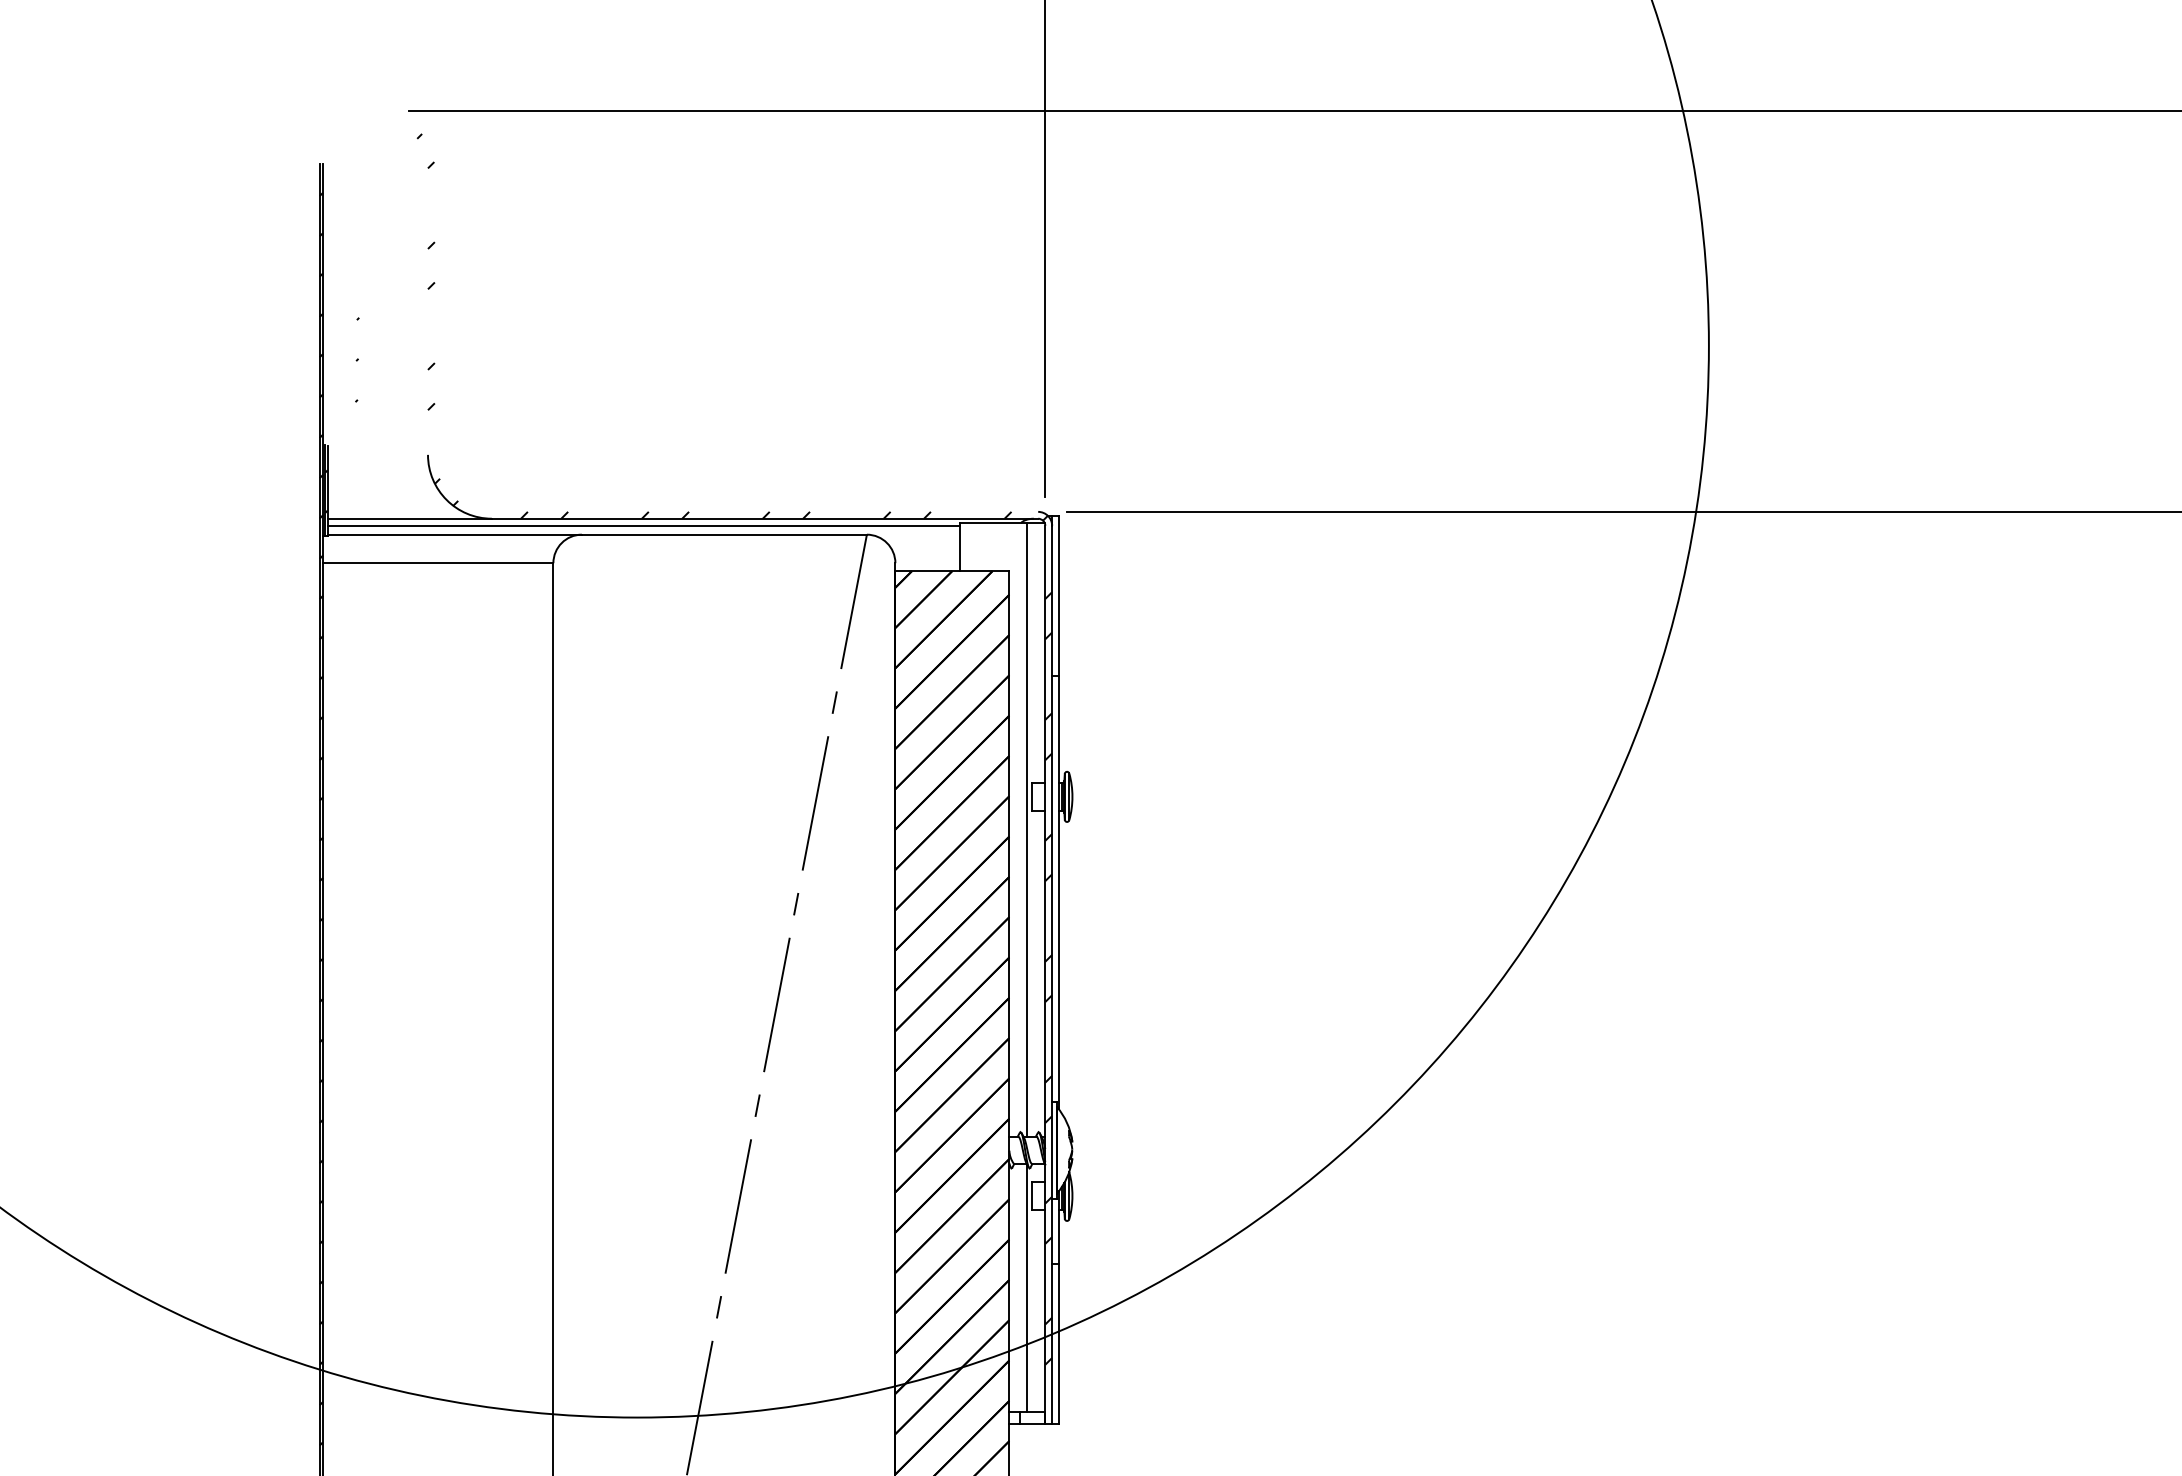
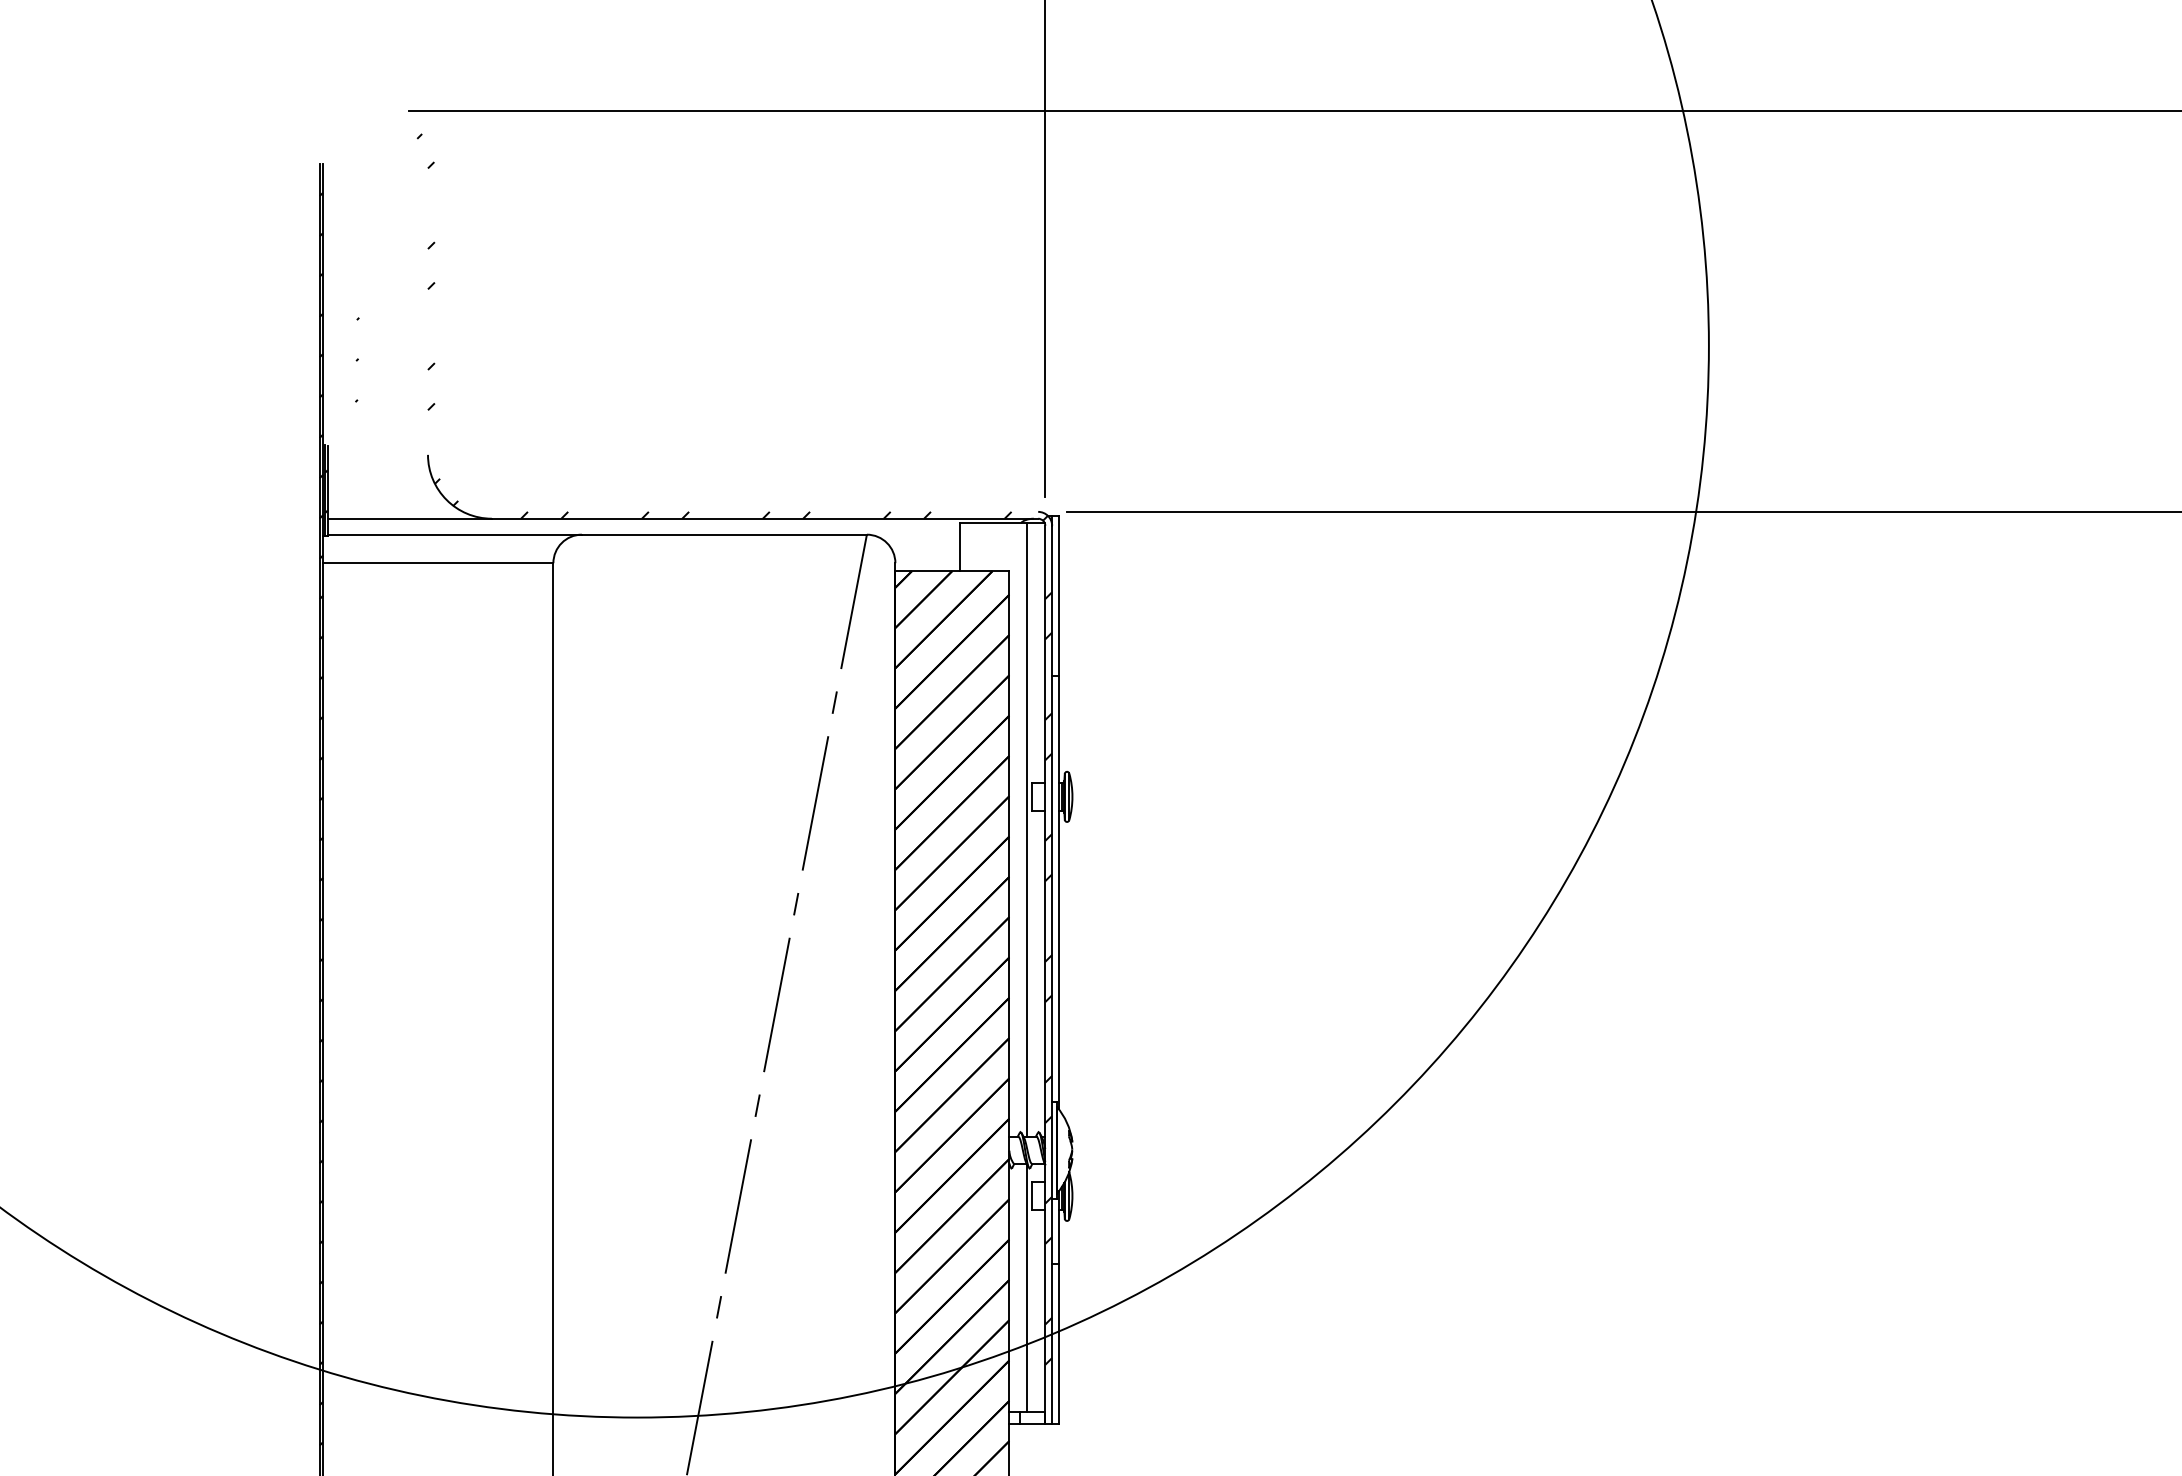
line: present -> none (643, 525)
